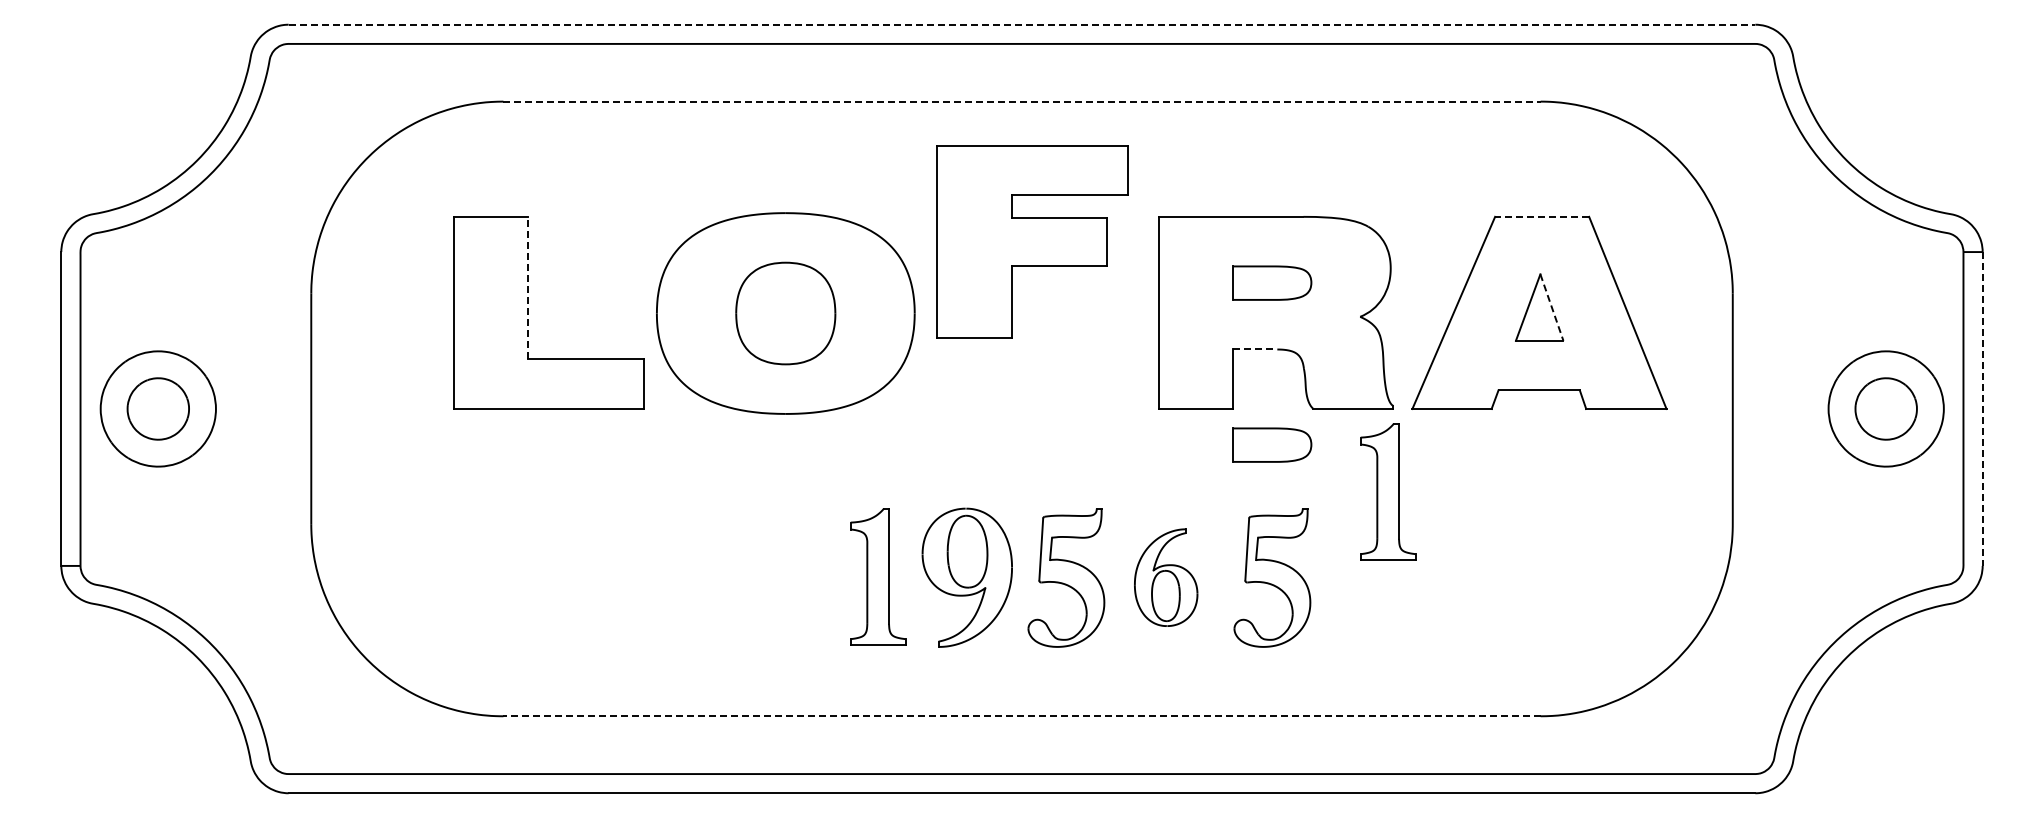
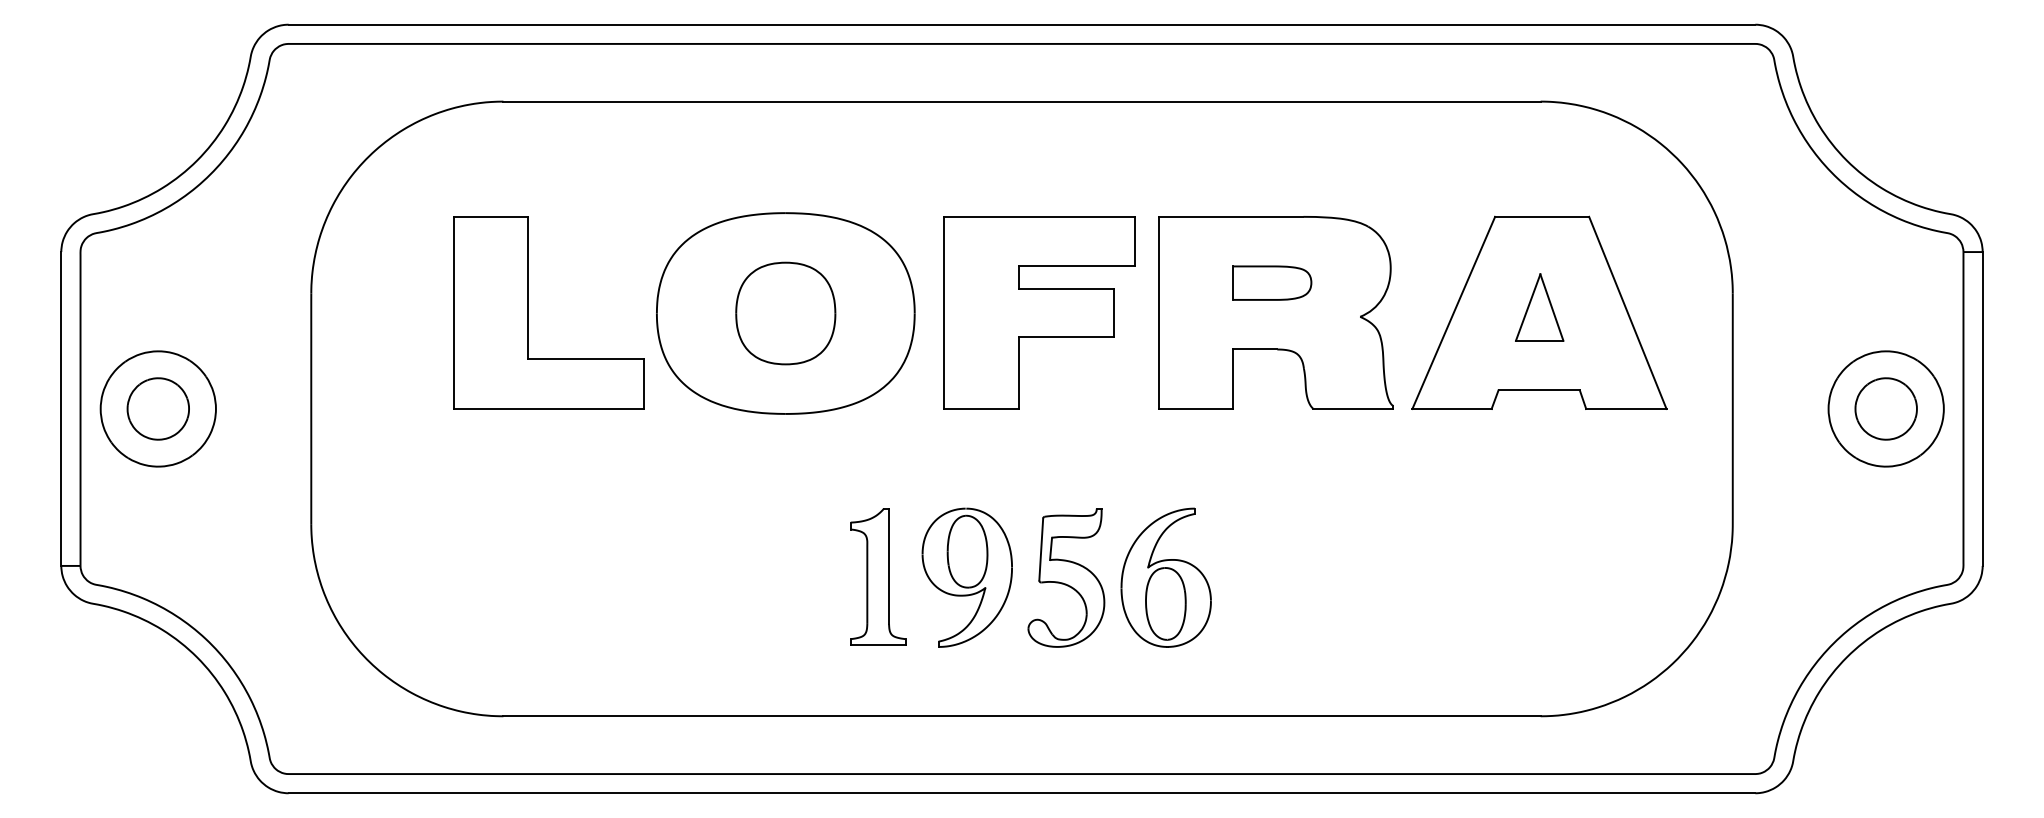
line: dashed -> solid (1022, 24)
line: dashed -> solid (1022, 101)
line: dashed -> solid (1541, 216)
part position: (1032, 241) -> (1039, 312) (1039, 312)
line: dashed -> solid (527, 287)
line: dashed -> solid (1552, 308)
line: dashed -> solid (1255, 349)
line: dashed -> solid (1982, 409)
part: present -> none (1272, 444)
part: present -> none (1388, 491)
part size: 65x99 px -> 92x141 px (1165, 577)
part: present -> none (1272, 577)
line: dashed -> solid (1022, 716)
